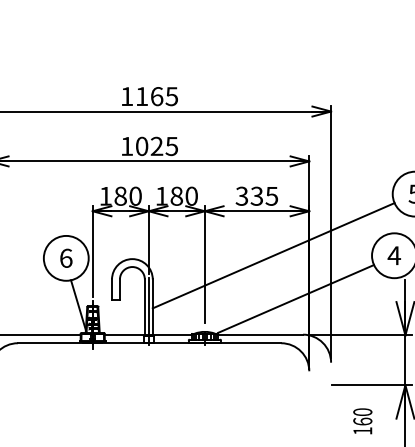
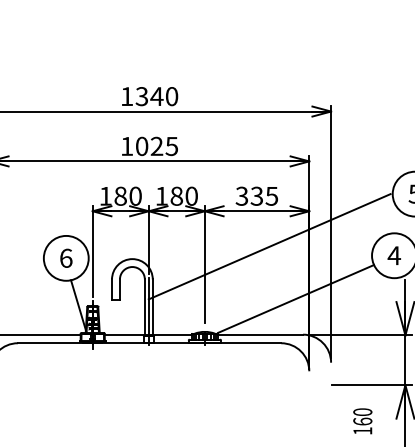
text: 1165 -> 1340 (156, 96)
line position: (273, 255) -> (269, 246) (269, 246)
